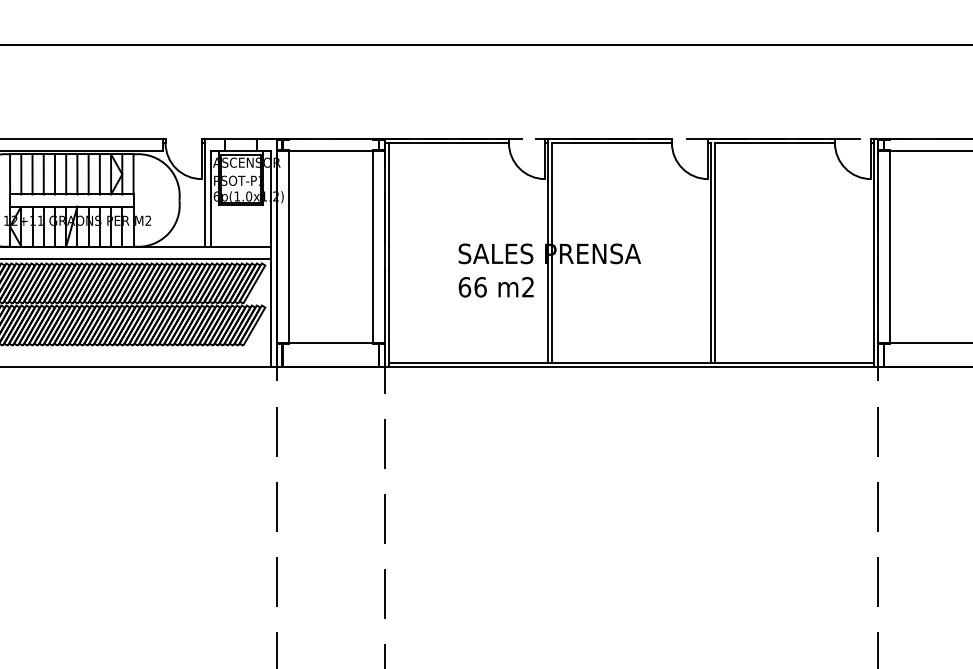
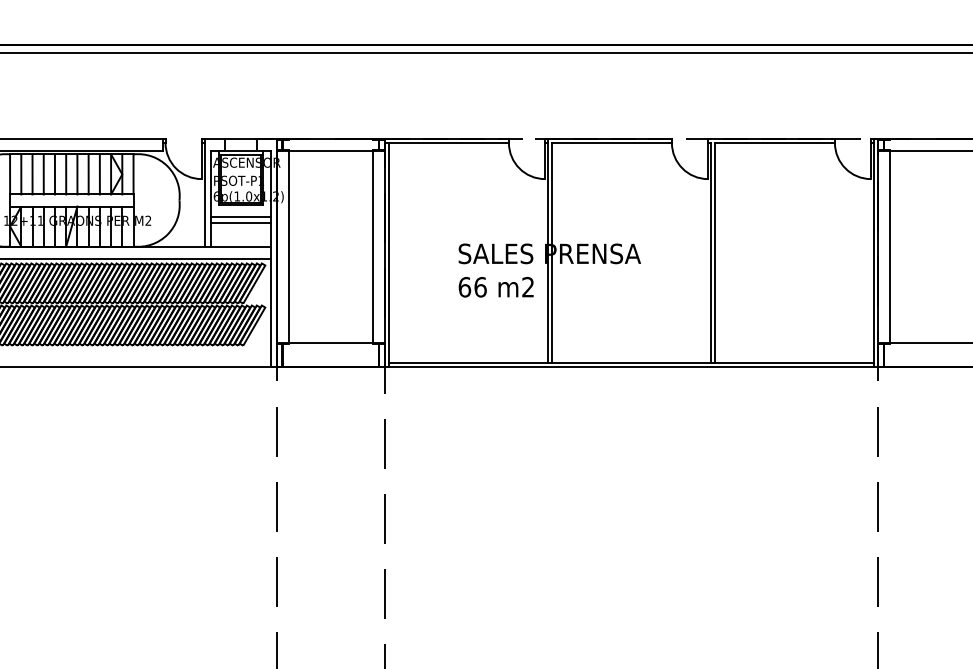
line: none -> present (485, 53)
line: none -> present (240, 217)
line: none -> present (240, 223)
